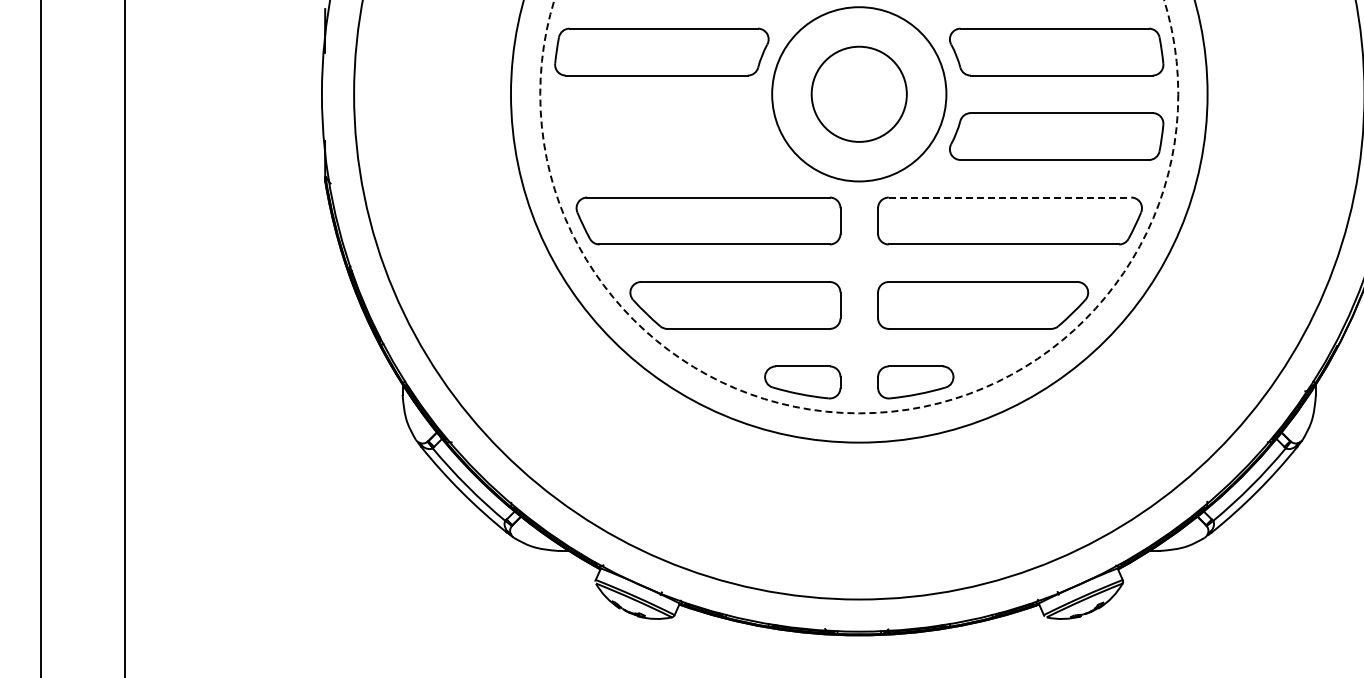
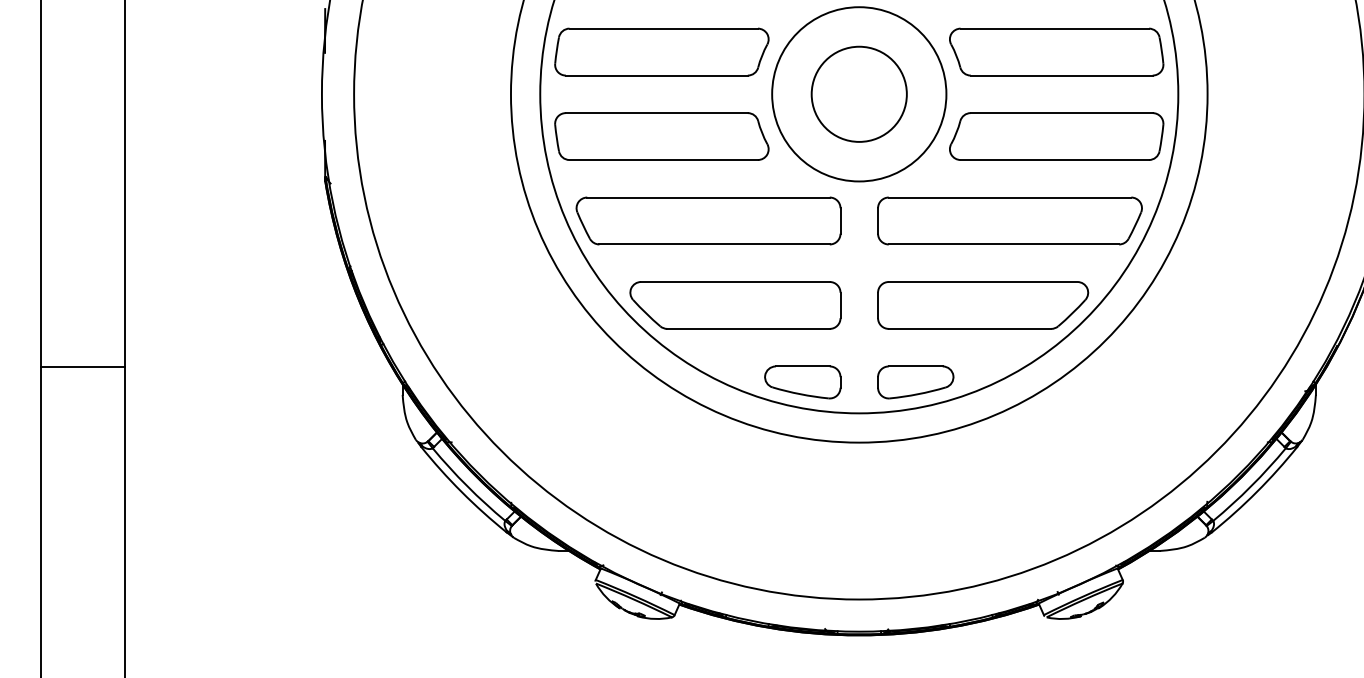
part: none -> present (661, 136)
line: dashed -> solid (1010, 197)
circle: dashed -> solid (859, 206)
line: none -> present (82, 366)
